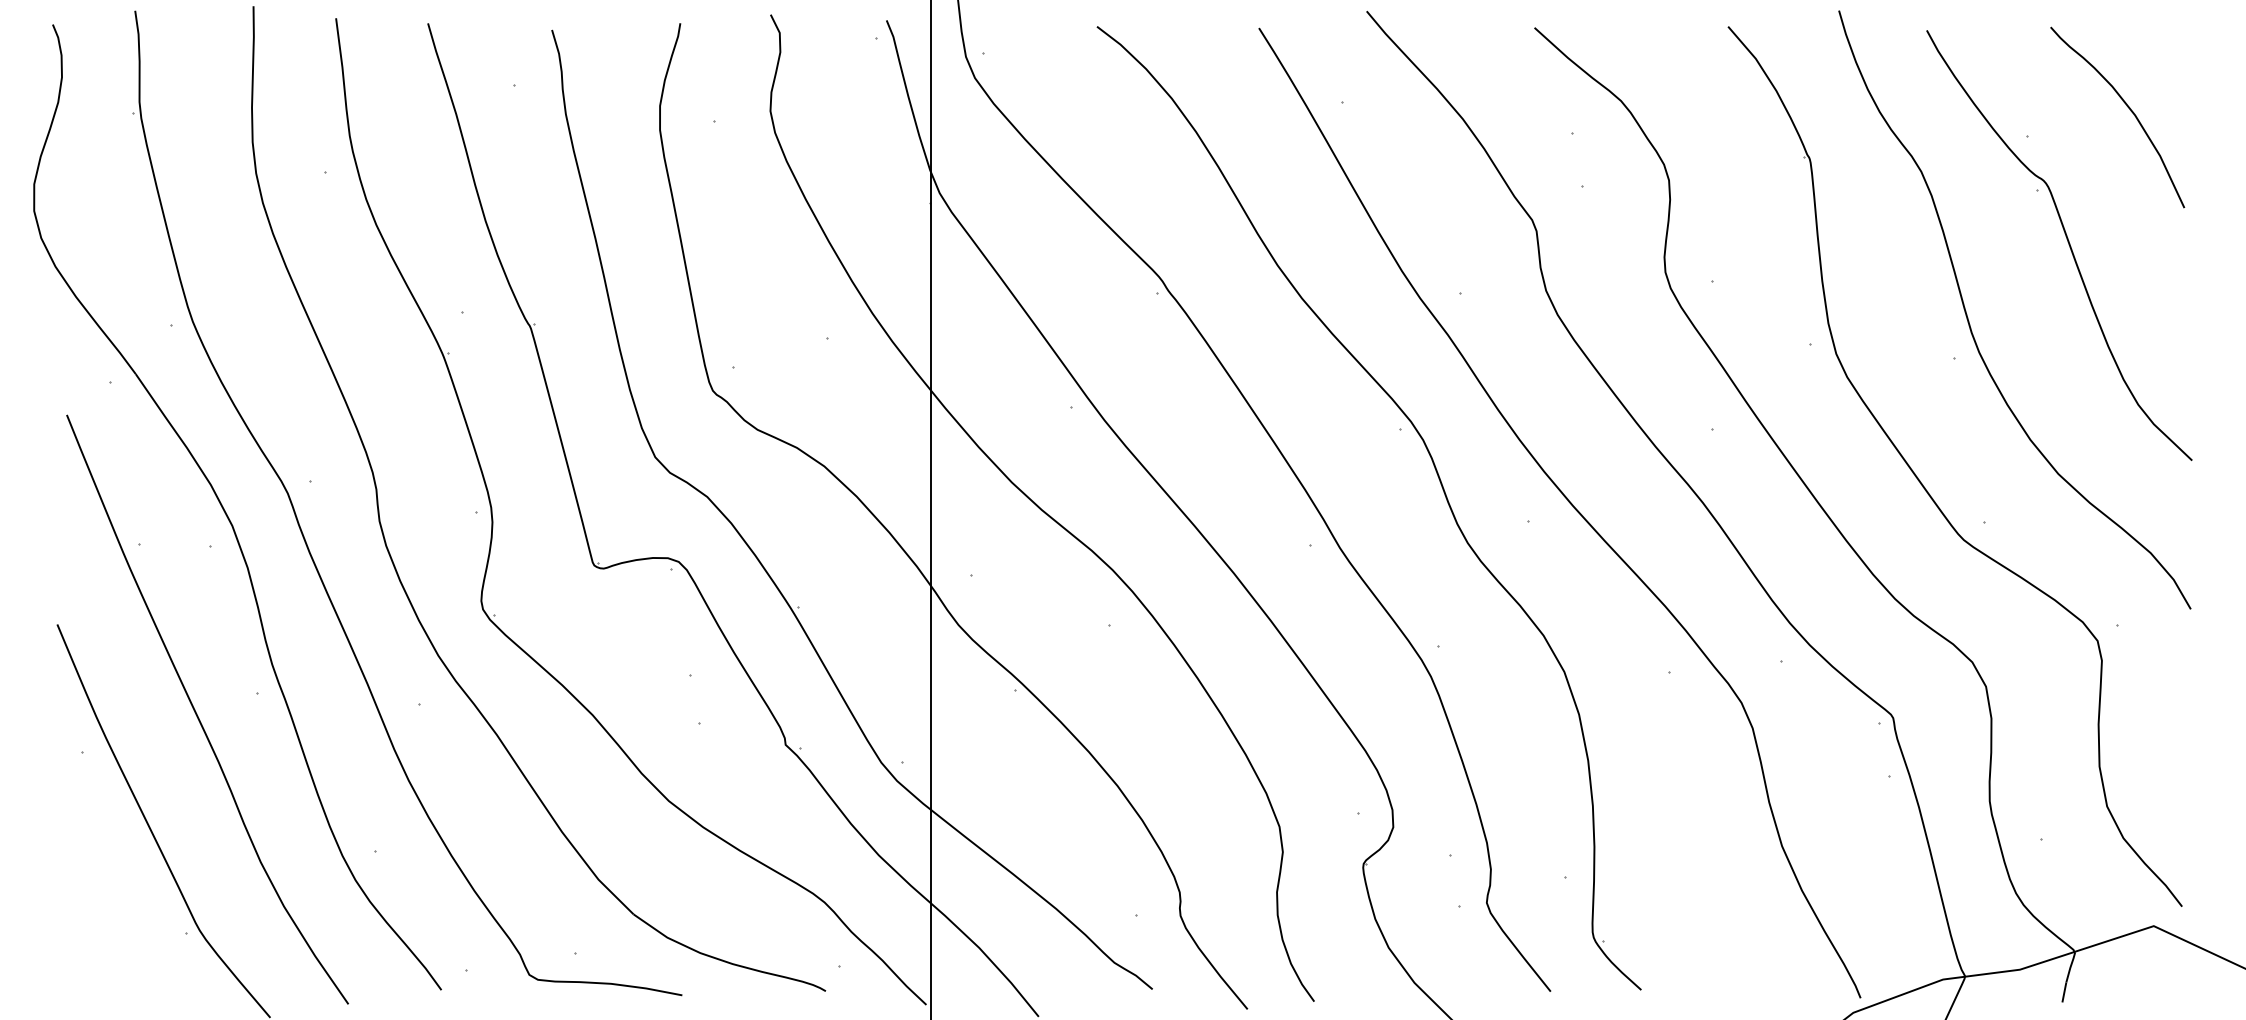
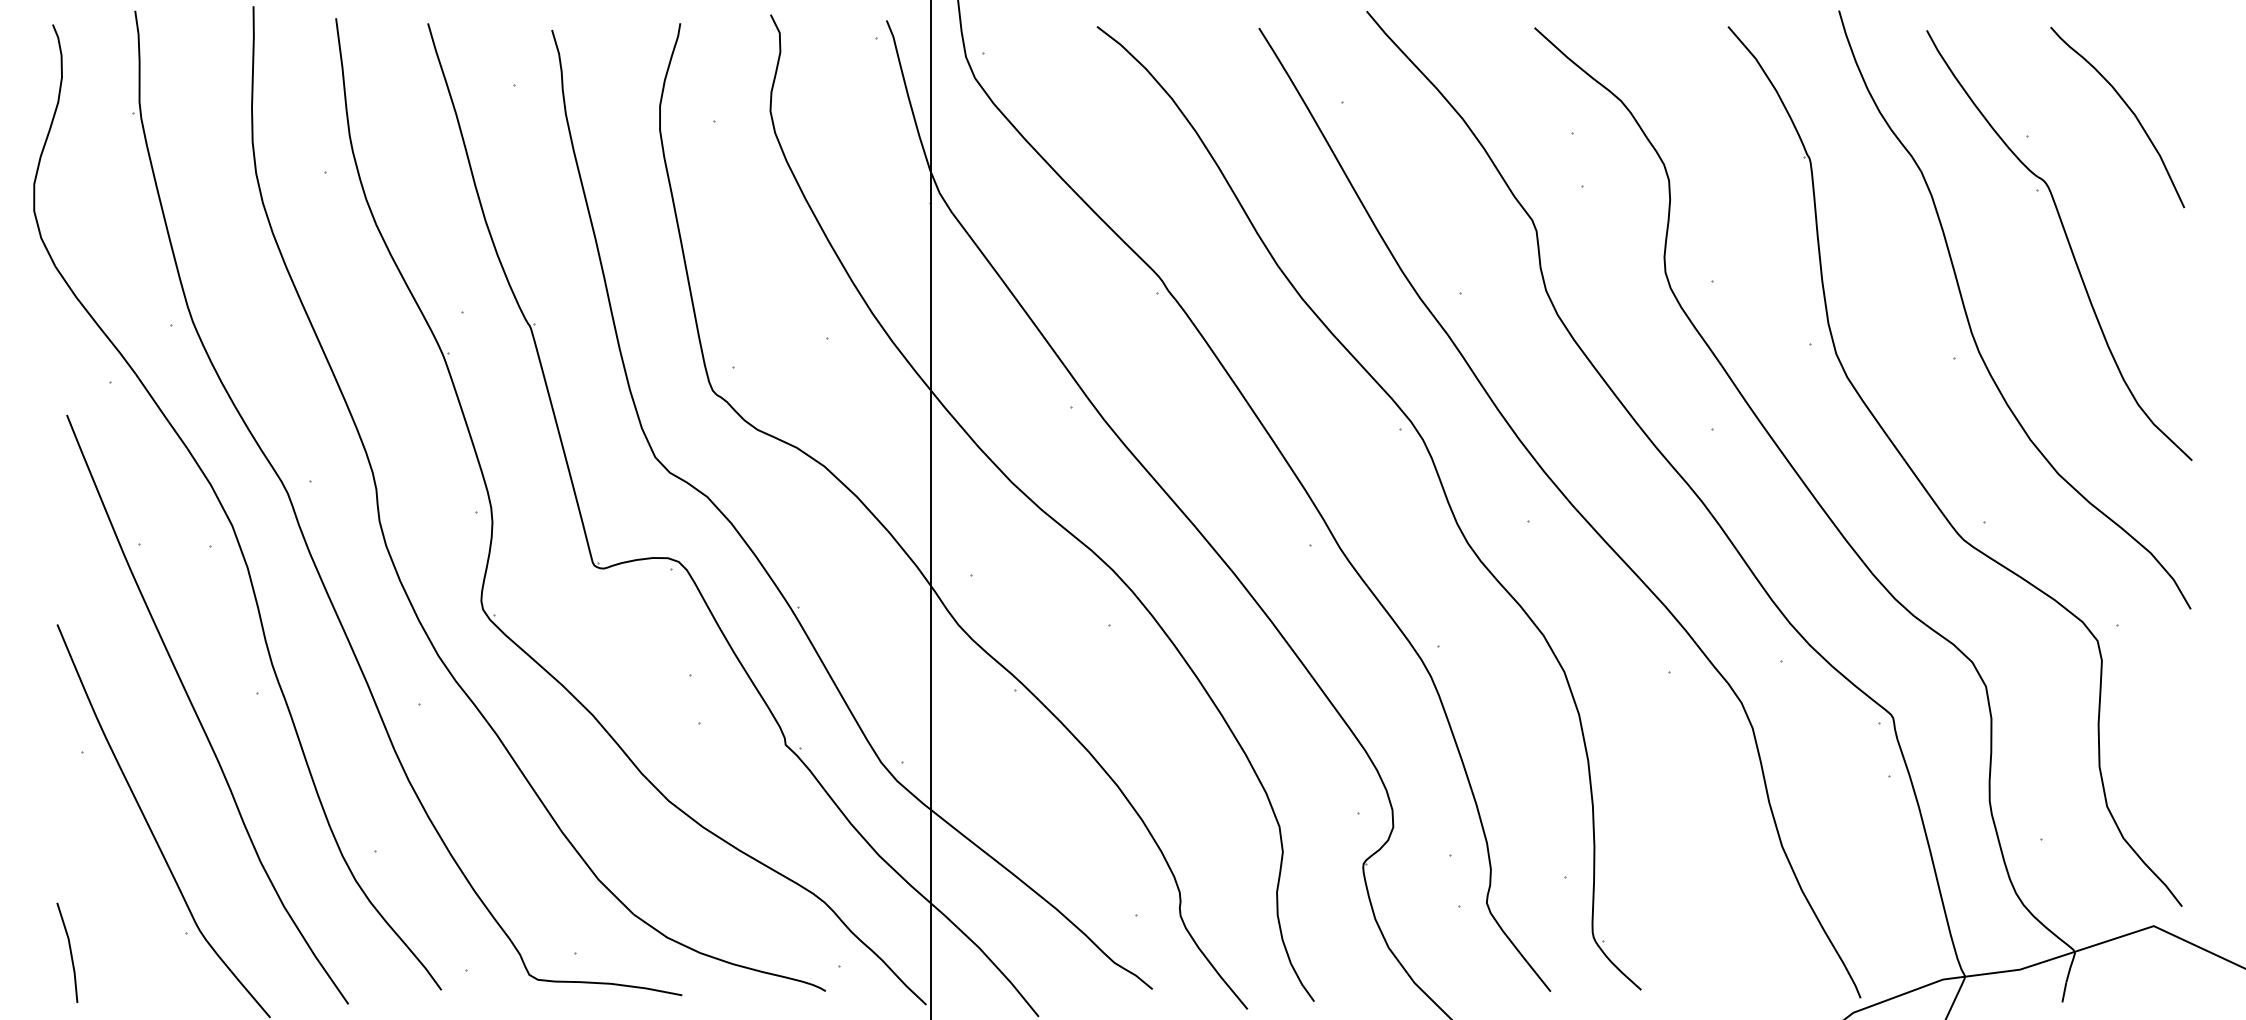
line: none -> present (69, 950)
